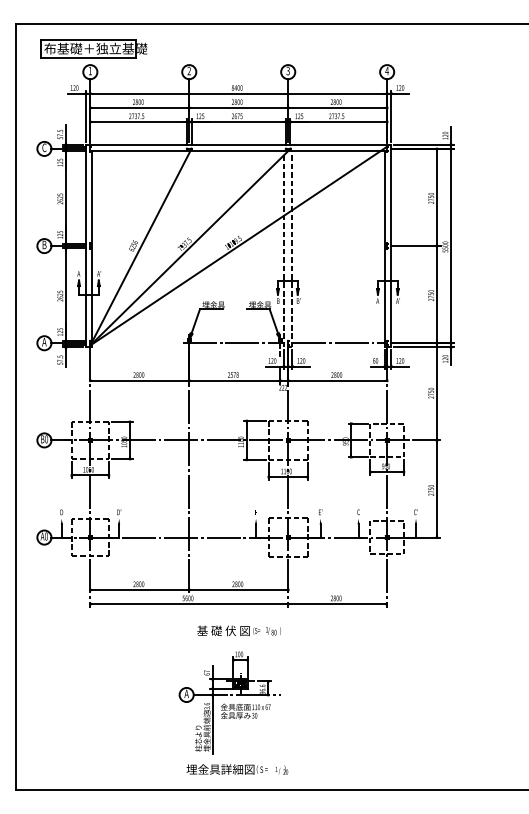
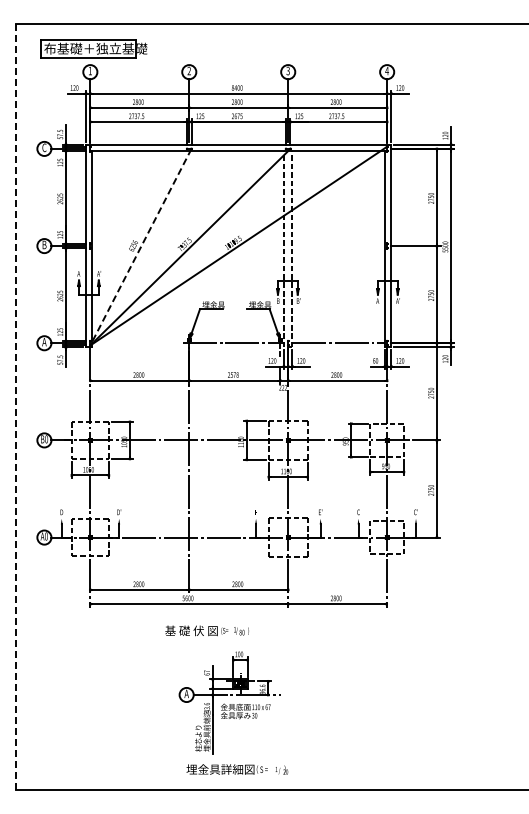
line: solid -> dashed (140, 247)
line: solid -> dashed (16, 407)
text position: (238, 630) -> (206, 630) (206, 630)
